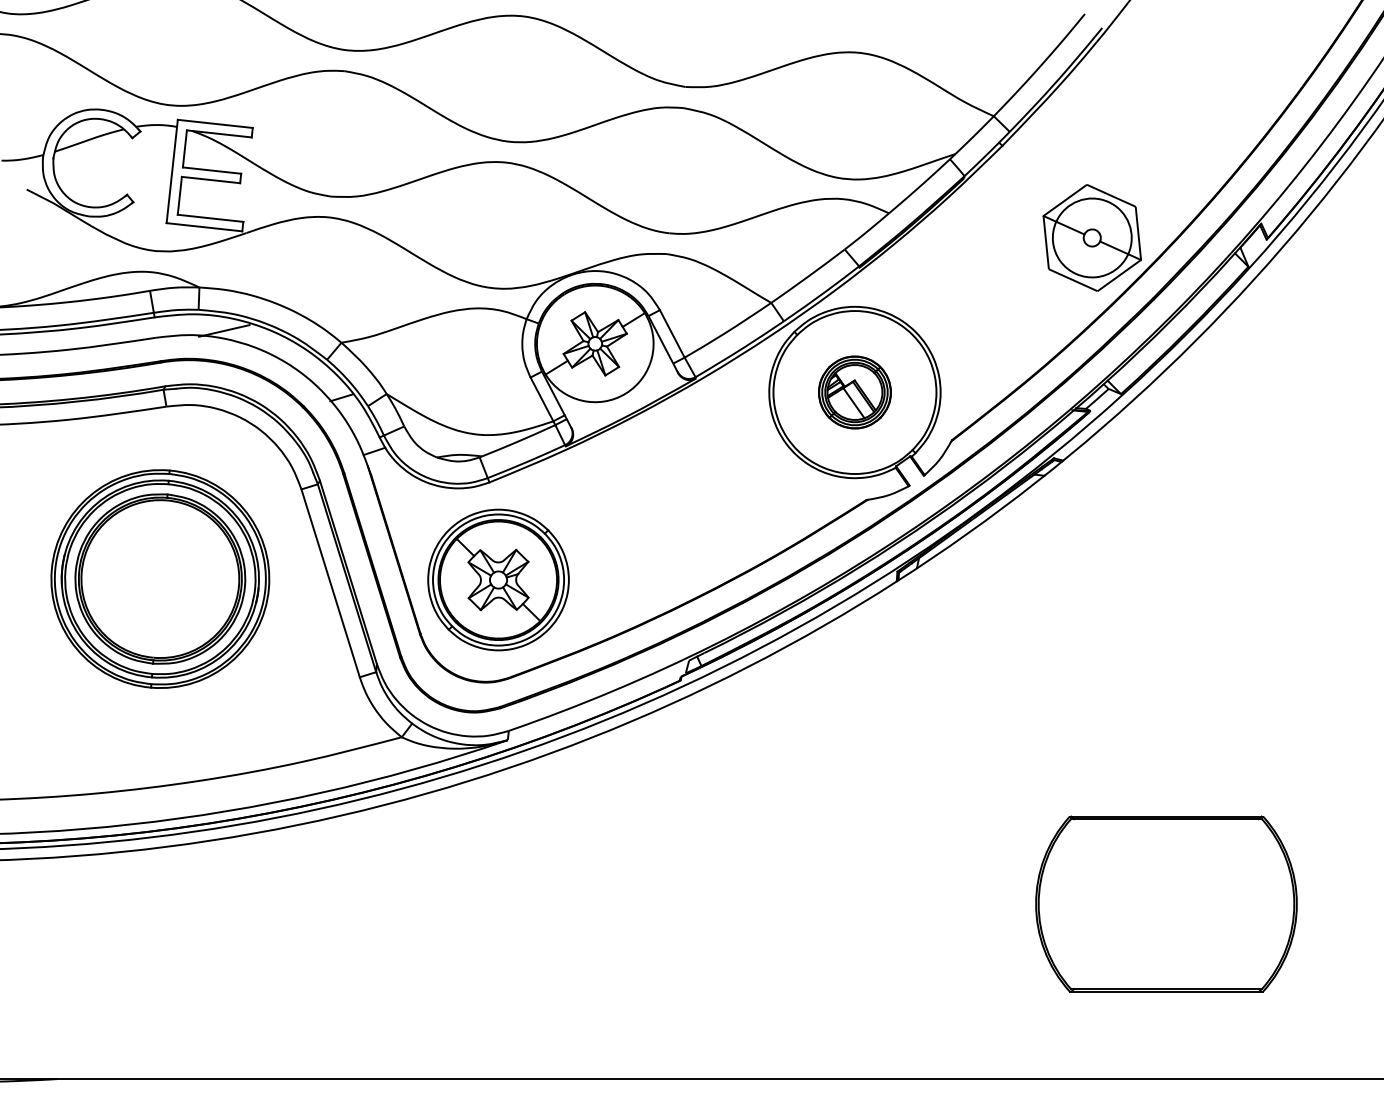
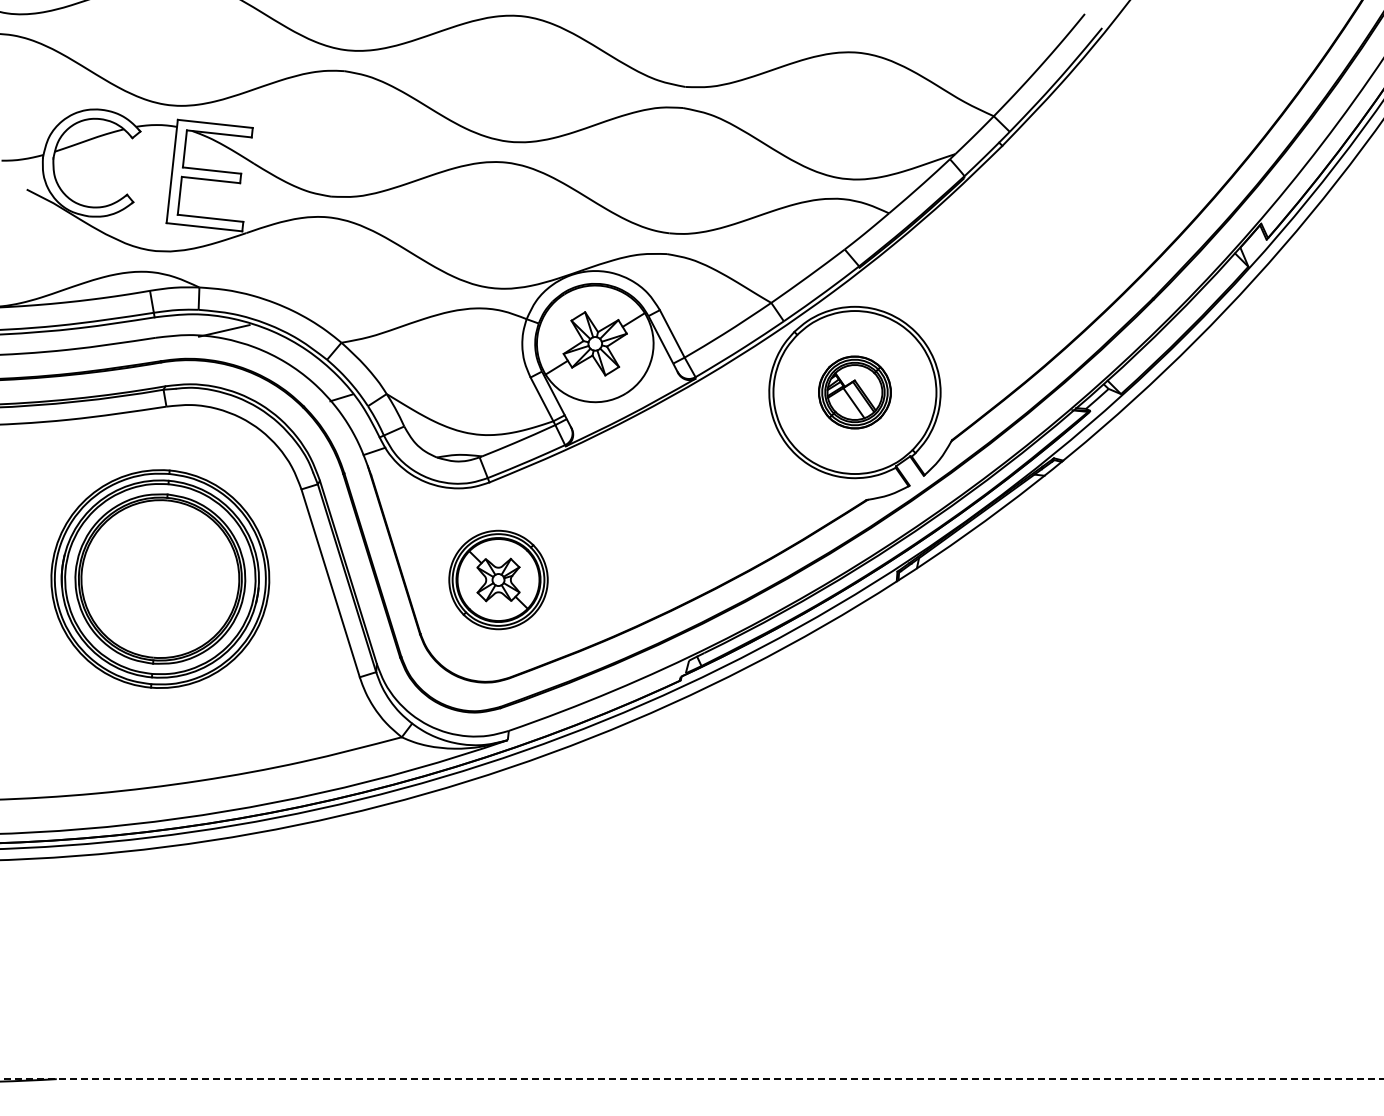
part: present -> none (1092, 237)
part size: 143x144 px -> 101x102 px (498, 579)
part: present -> none (1166, 903)
line: solid -> dashed (692, 1079)
